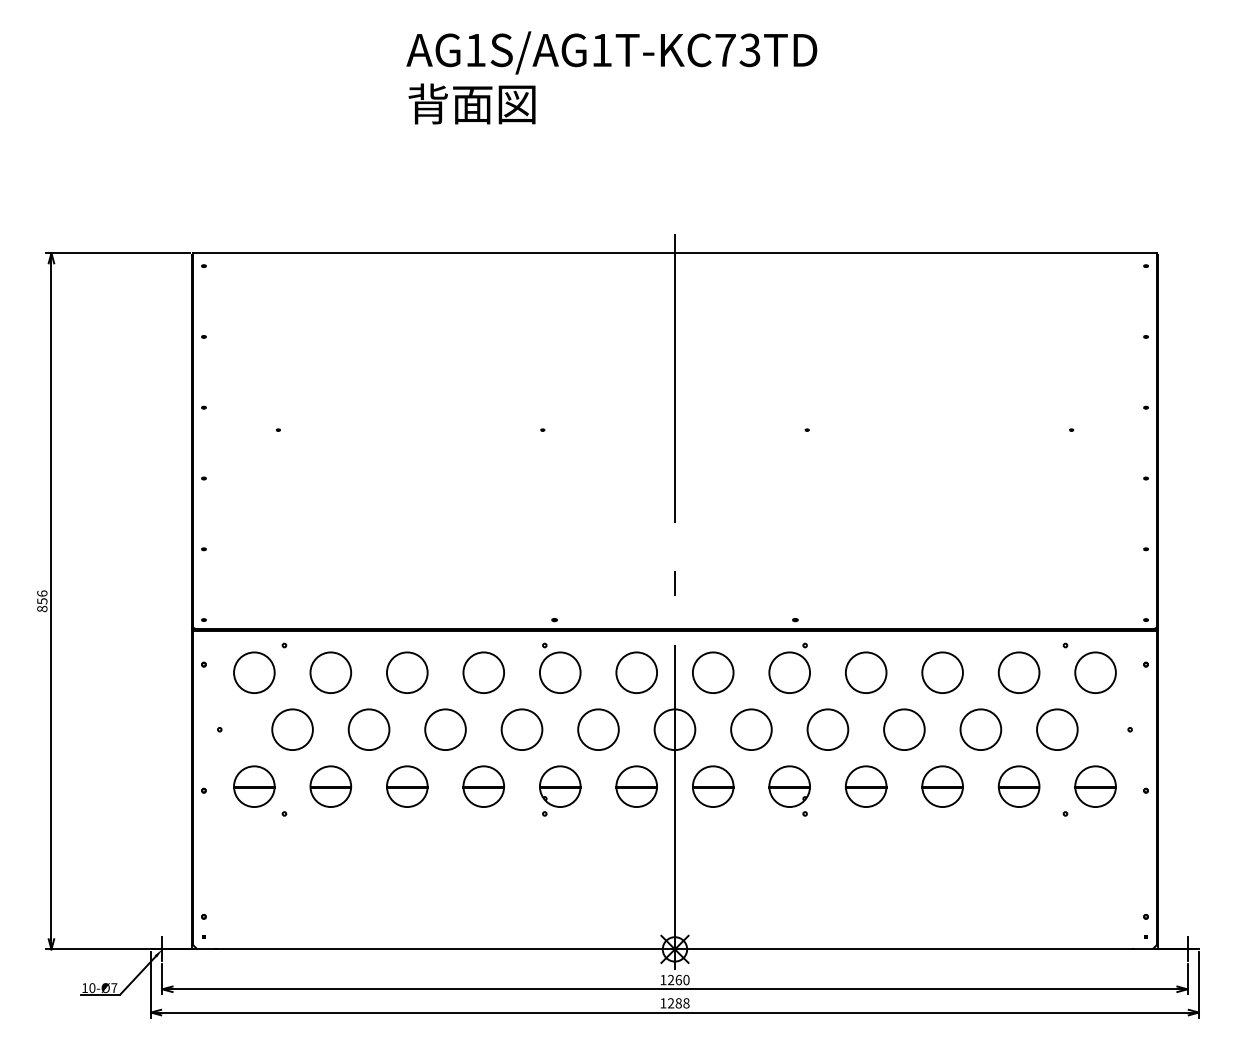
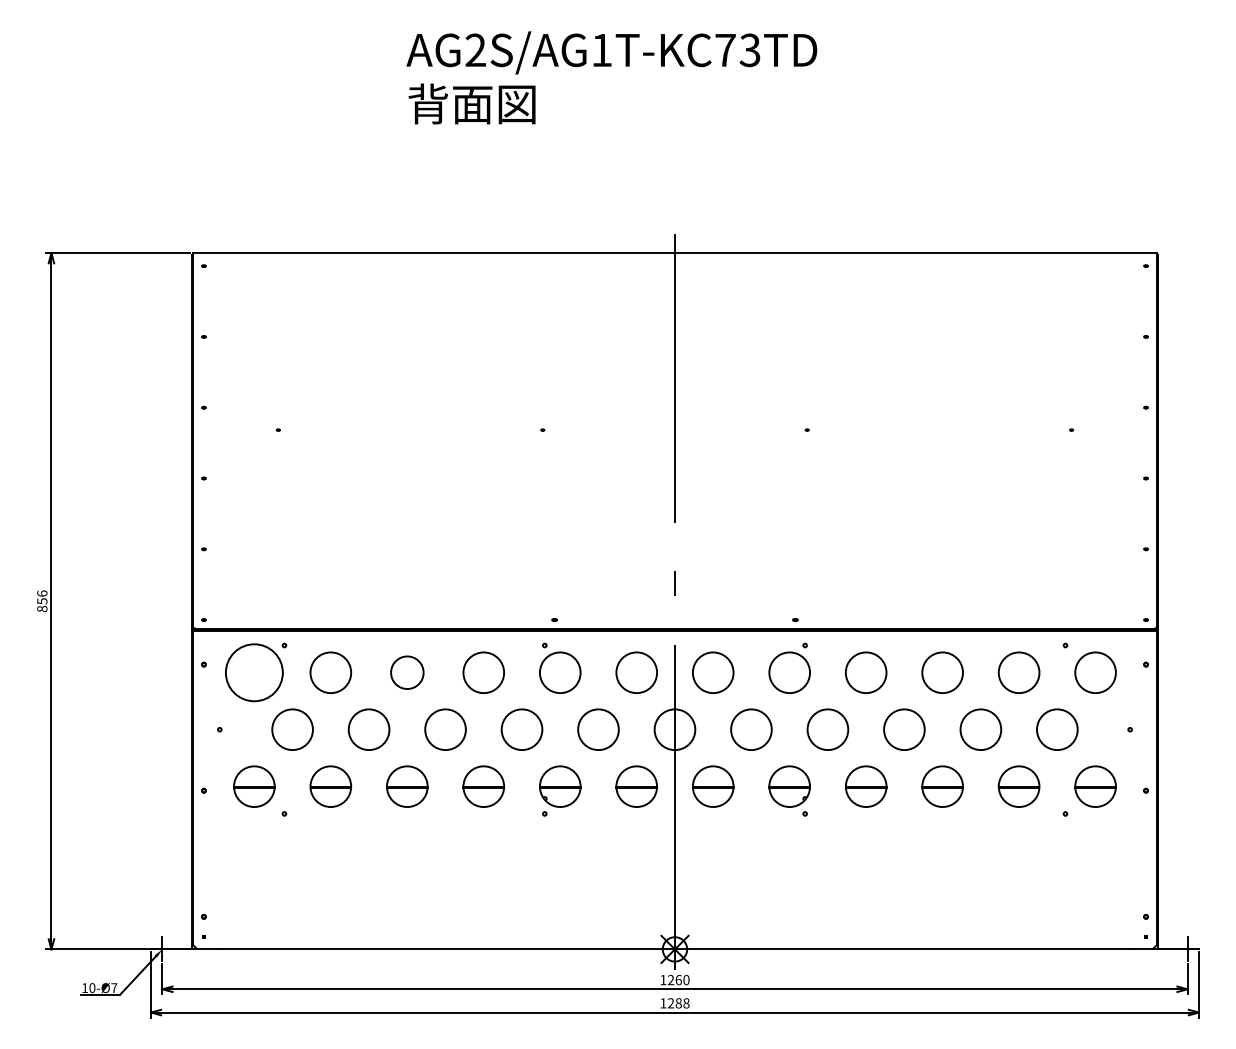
text: AG1S/AG1T-KC73TD -> AG2S/AG1T-KC73TD (475, 49)
circle diameter: 41 px -> 57 px (253, 672)
circle size: 43x43 px -> 35x35 px (407, 672)
